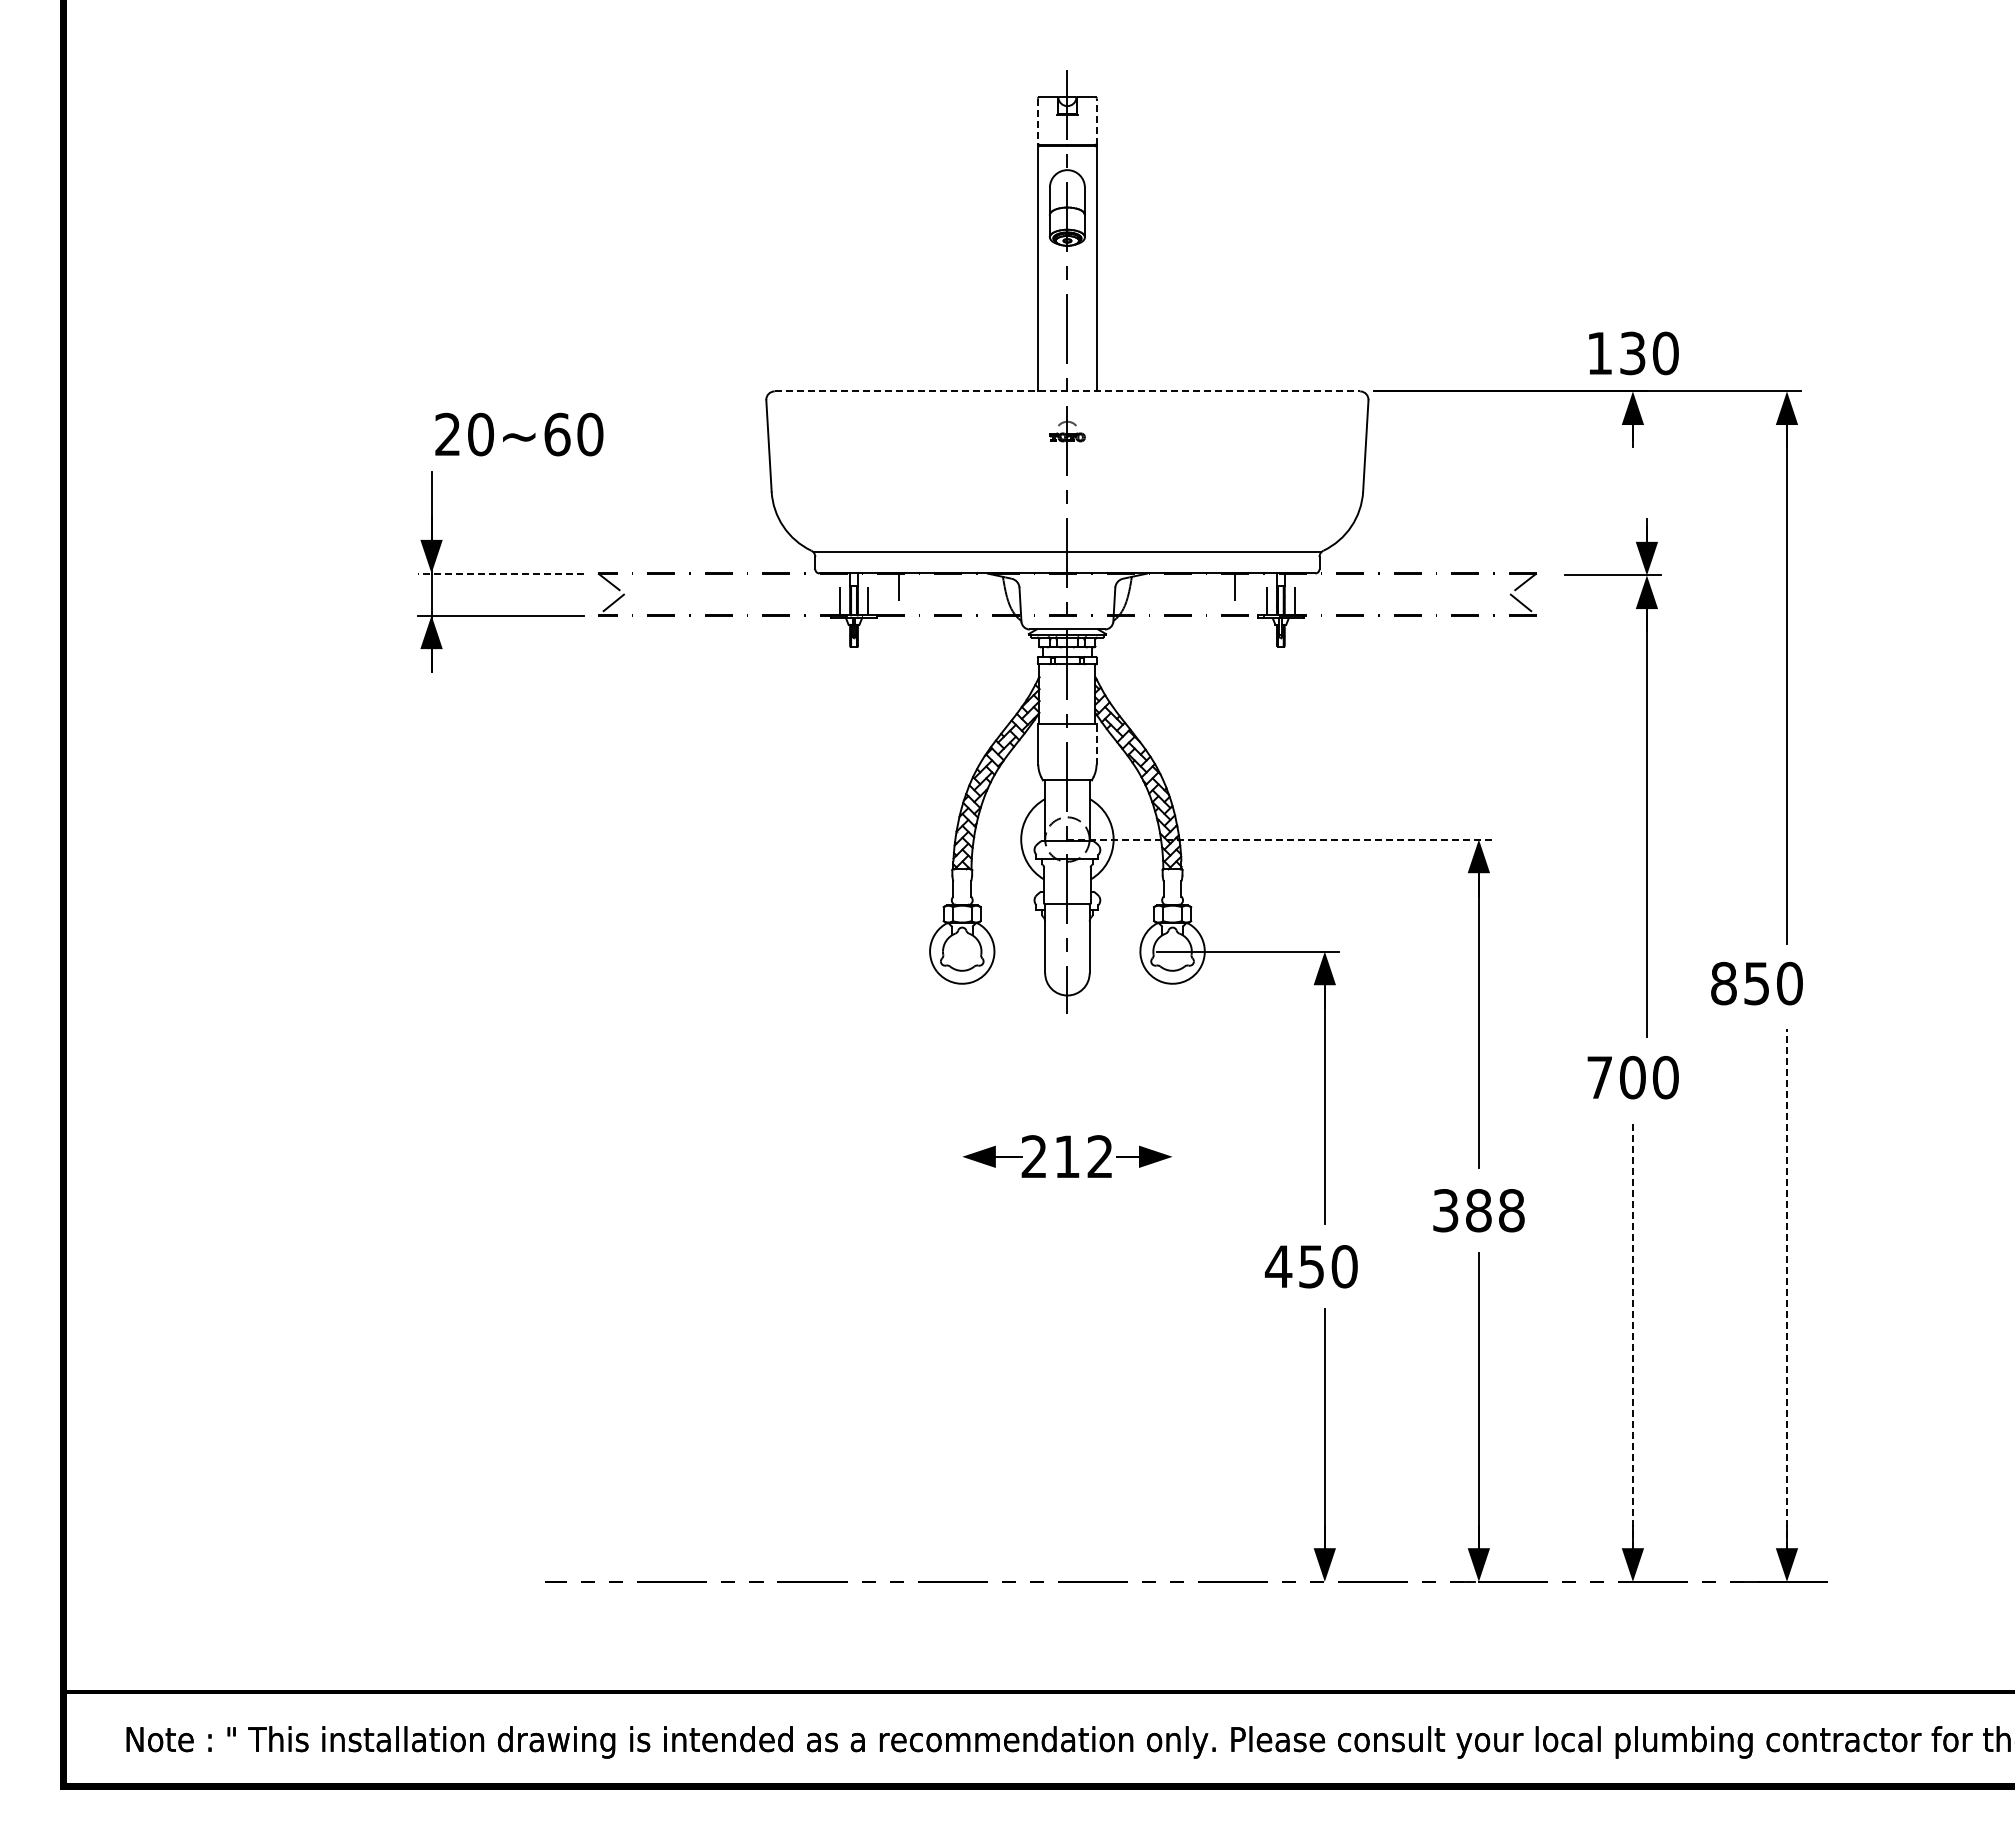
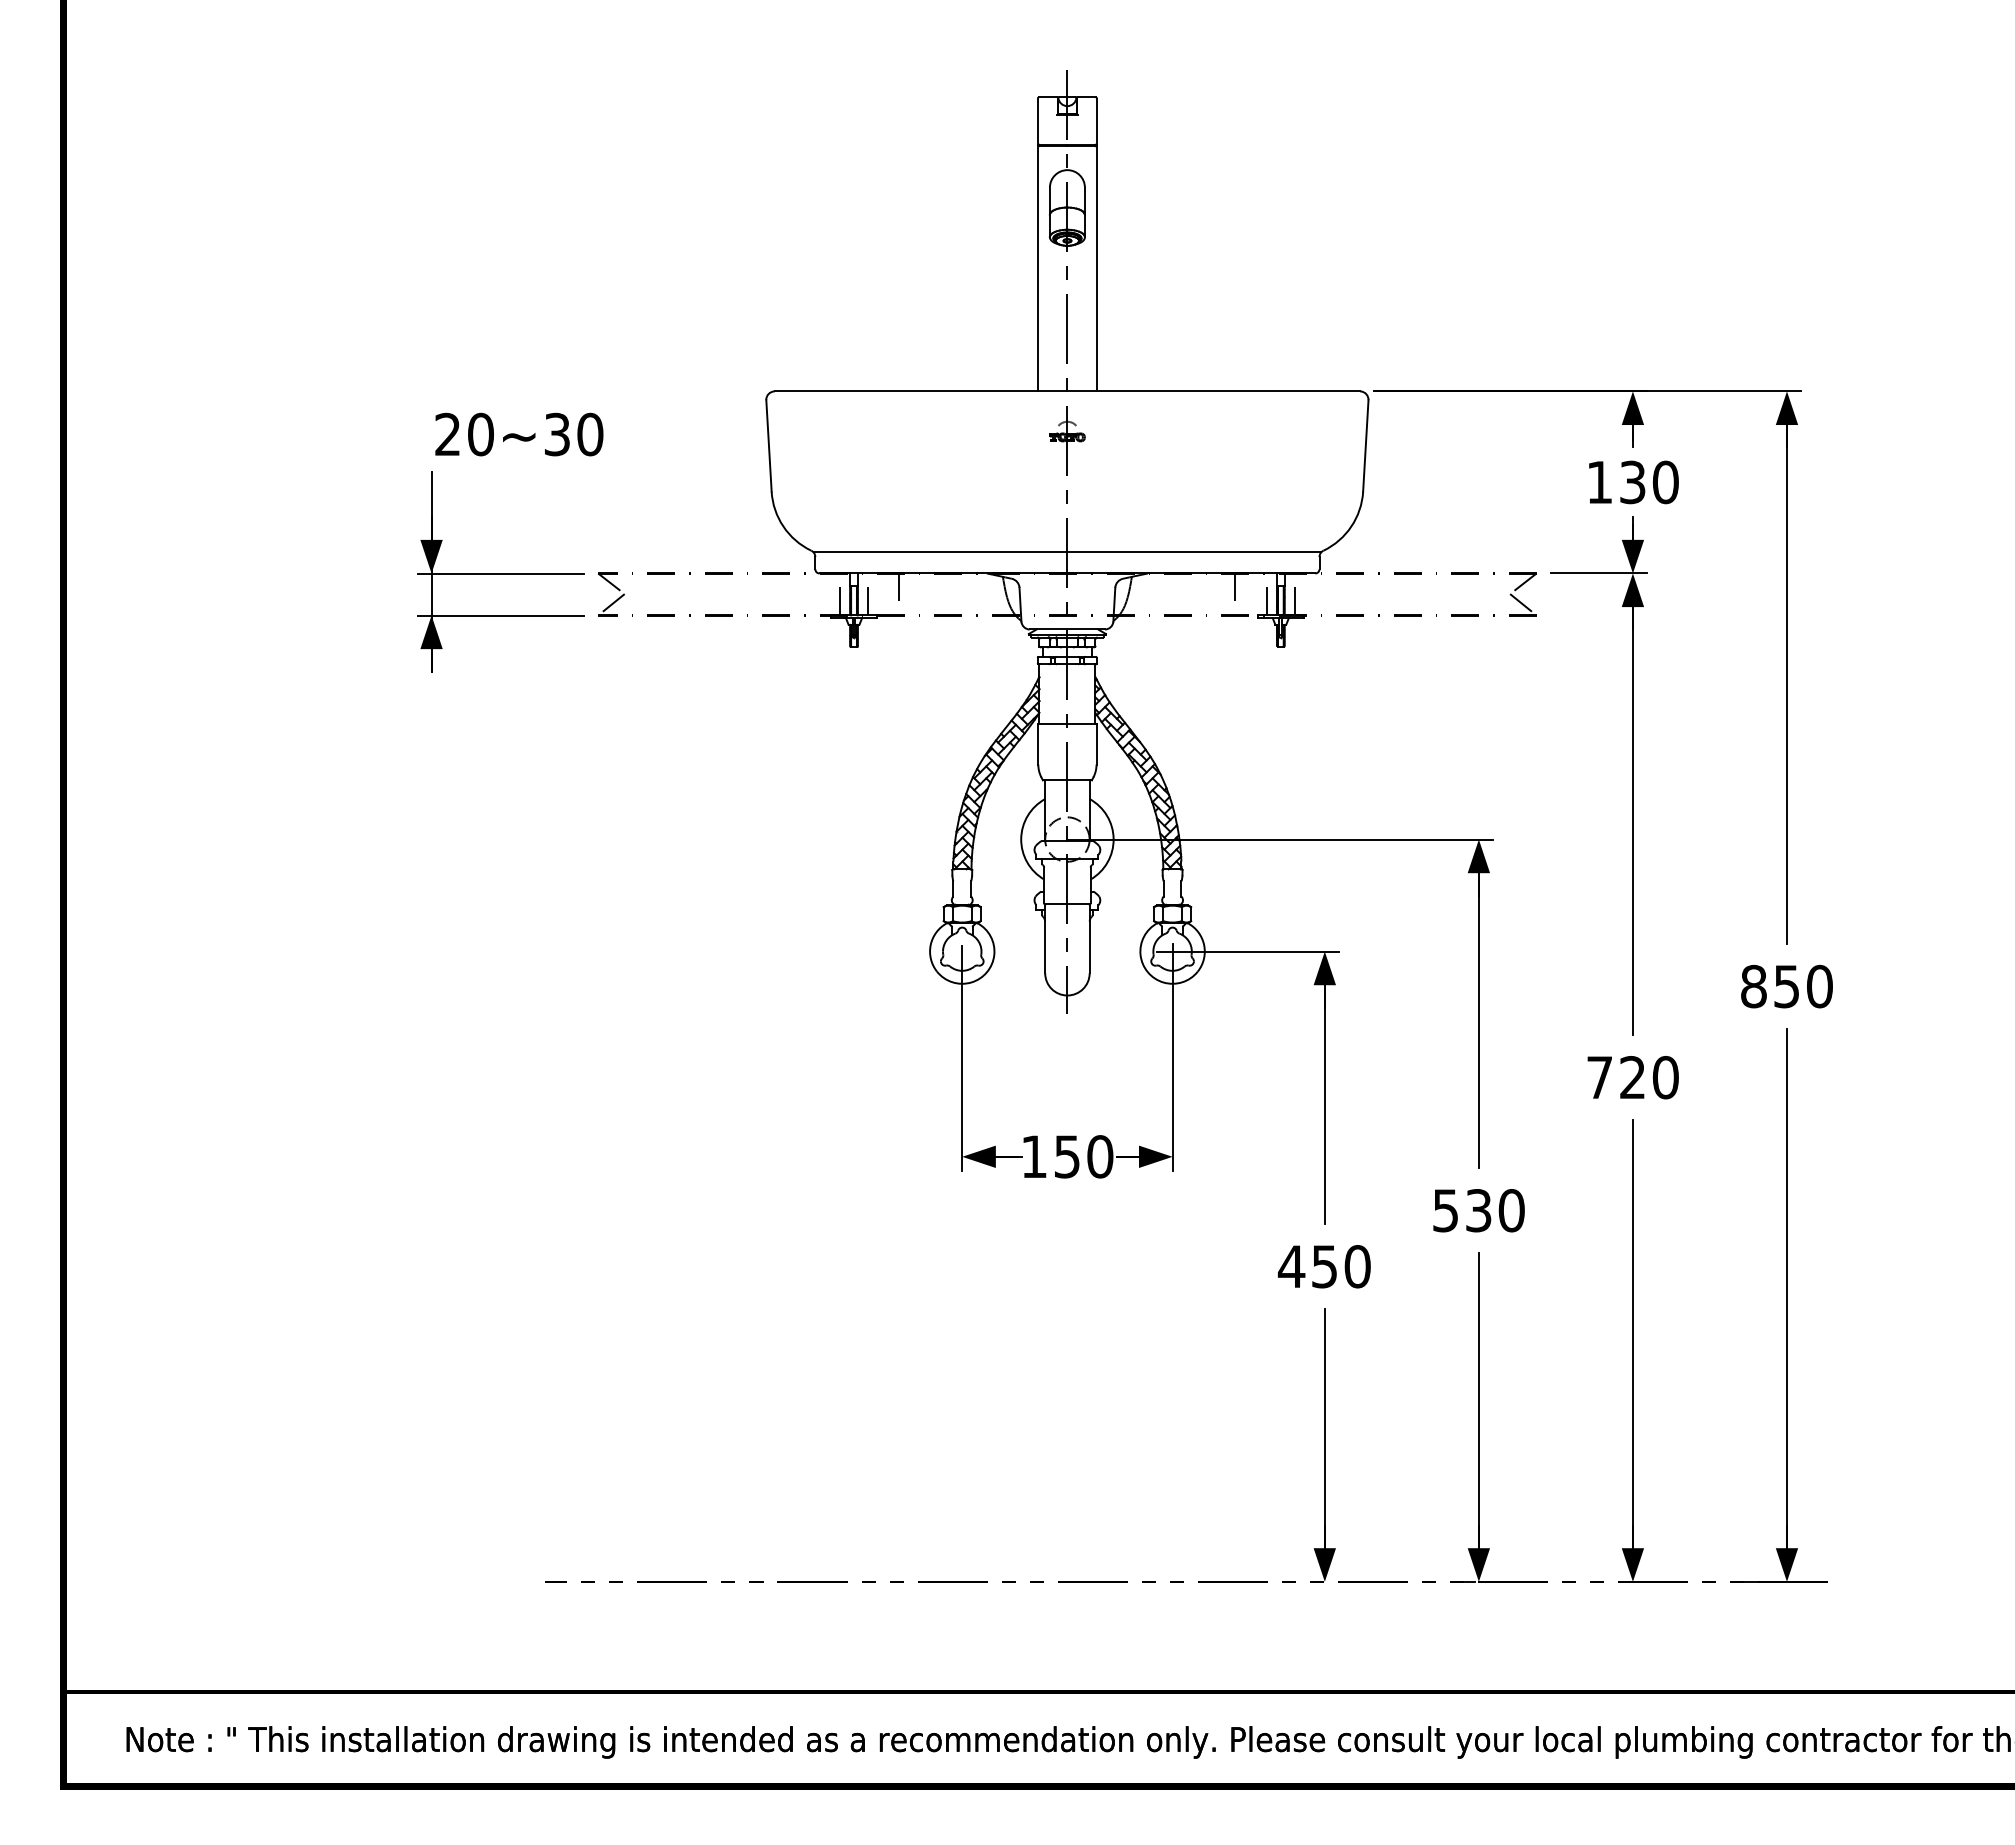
line: dashed -> solid (1096, 121)
line: dashed -> solid (1037, 122)
text position: (1633, 353) -> (1633, 482) (1633, 482)
line: dashed -> solid (1067, 391)
text: 20~60 -> 20~30 (557, 434)
line: dashed -> solid (500, 573)
line: dashed -> solid (1096, 744)
part position: (1646, 777) -> (1632, 775) (1632, 775)
line: dashed -> solid (1280, 839)
text position: (1756, 983) -> (1786, 986) (1786, 986)
line: none -> present (1172, 1056)
line: none -> present (962, 1057)
text: 700 -> 720 (1632, 1077)
text: 212 -> 150 (1067, 1156)
text: 388 -> 530 (1478, 1210)
text position: (1311, 1266) -> (1324, 1266) (1324, 1266)
line: dashed -> solid (1786, 1299)
line: dashed -> solid (1632, 1344)
